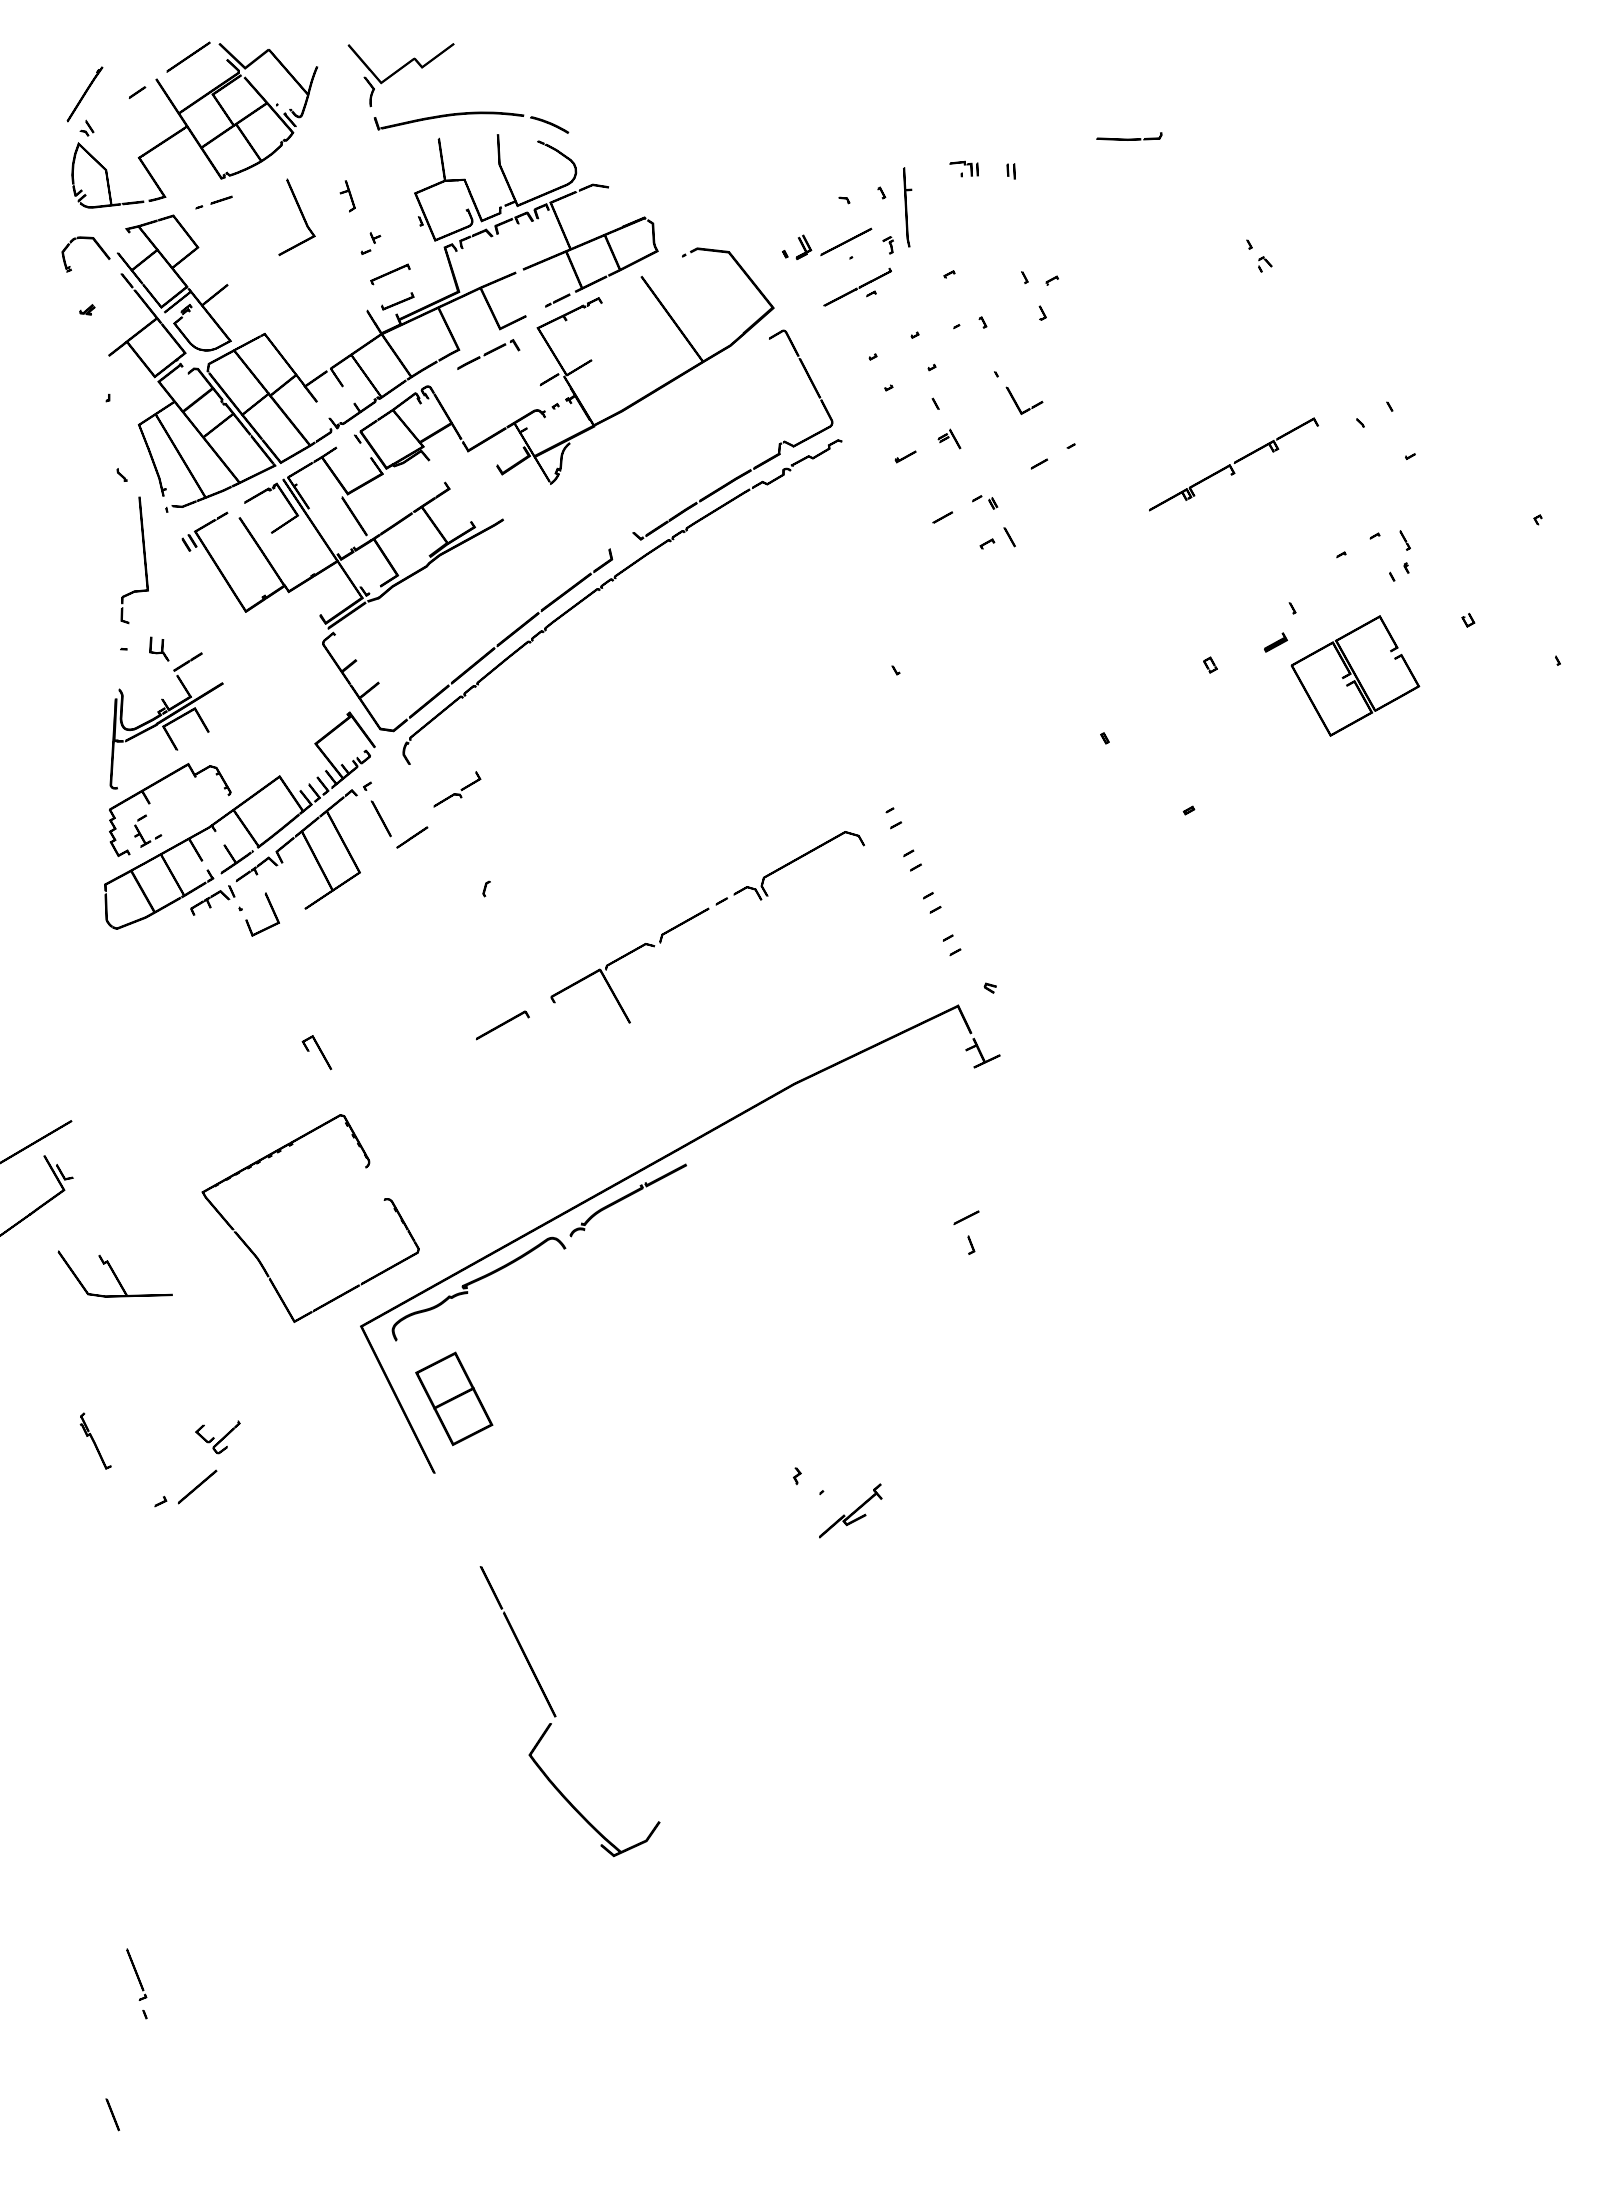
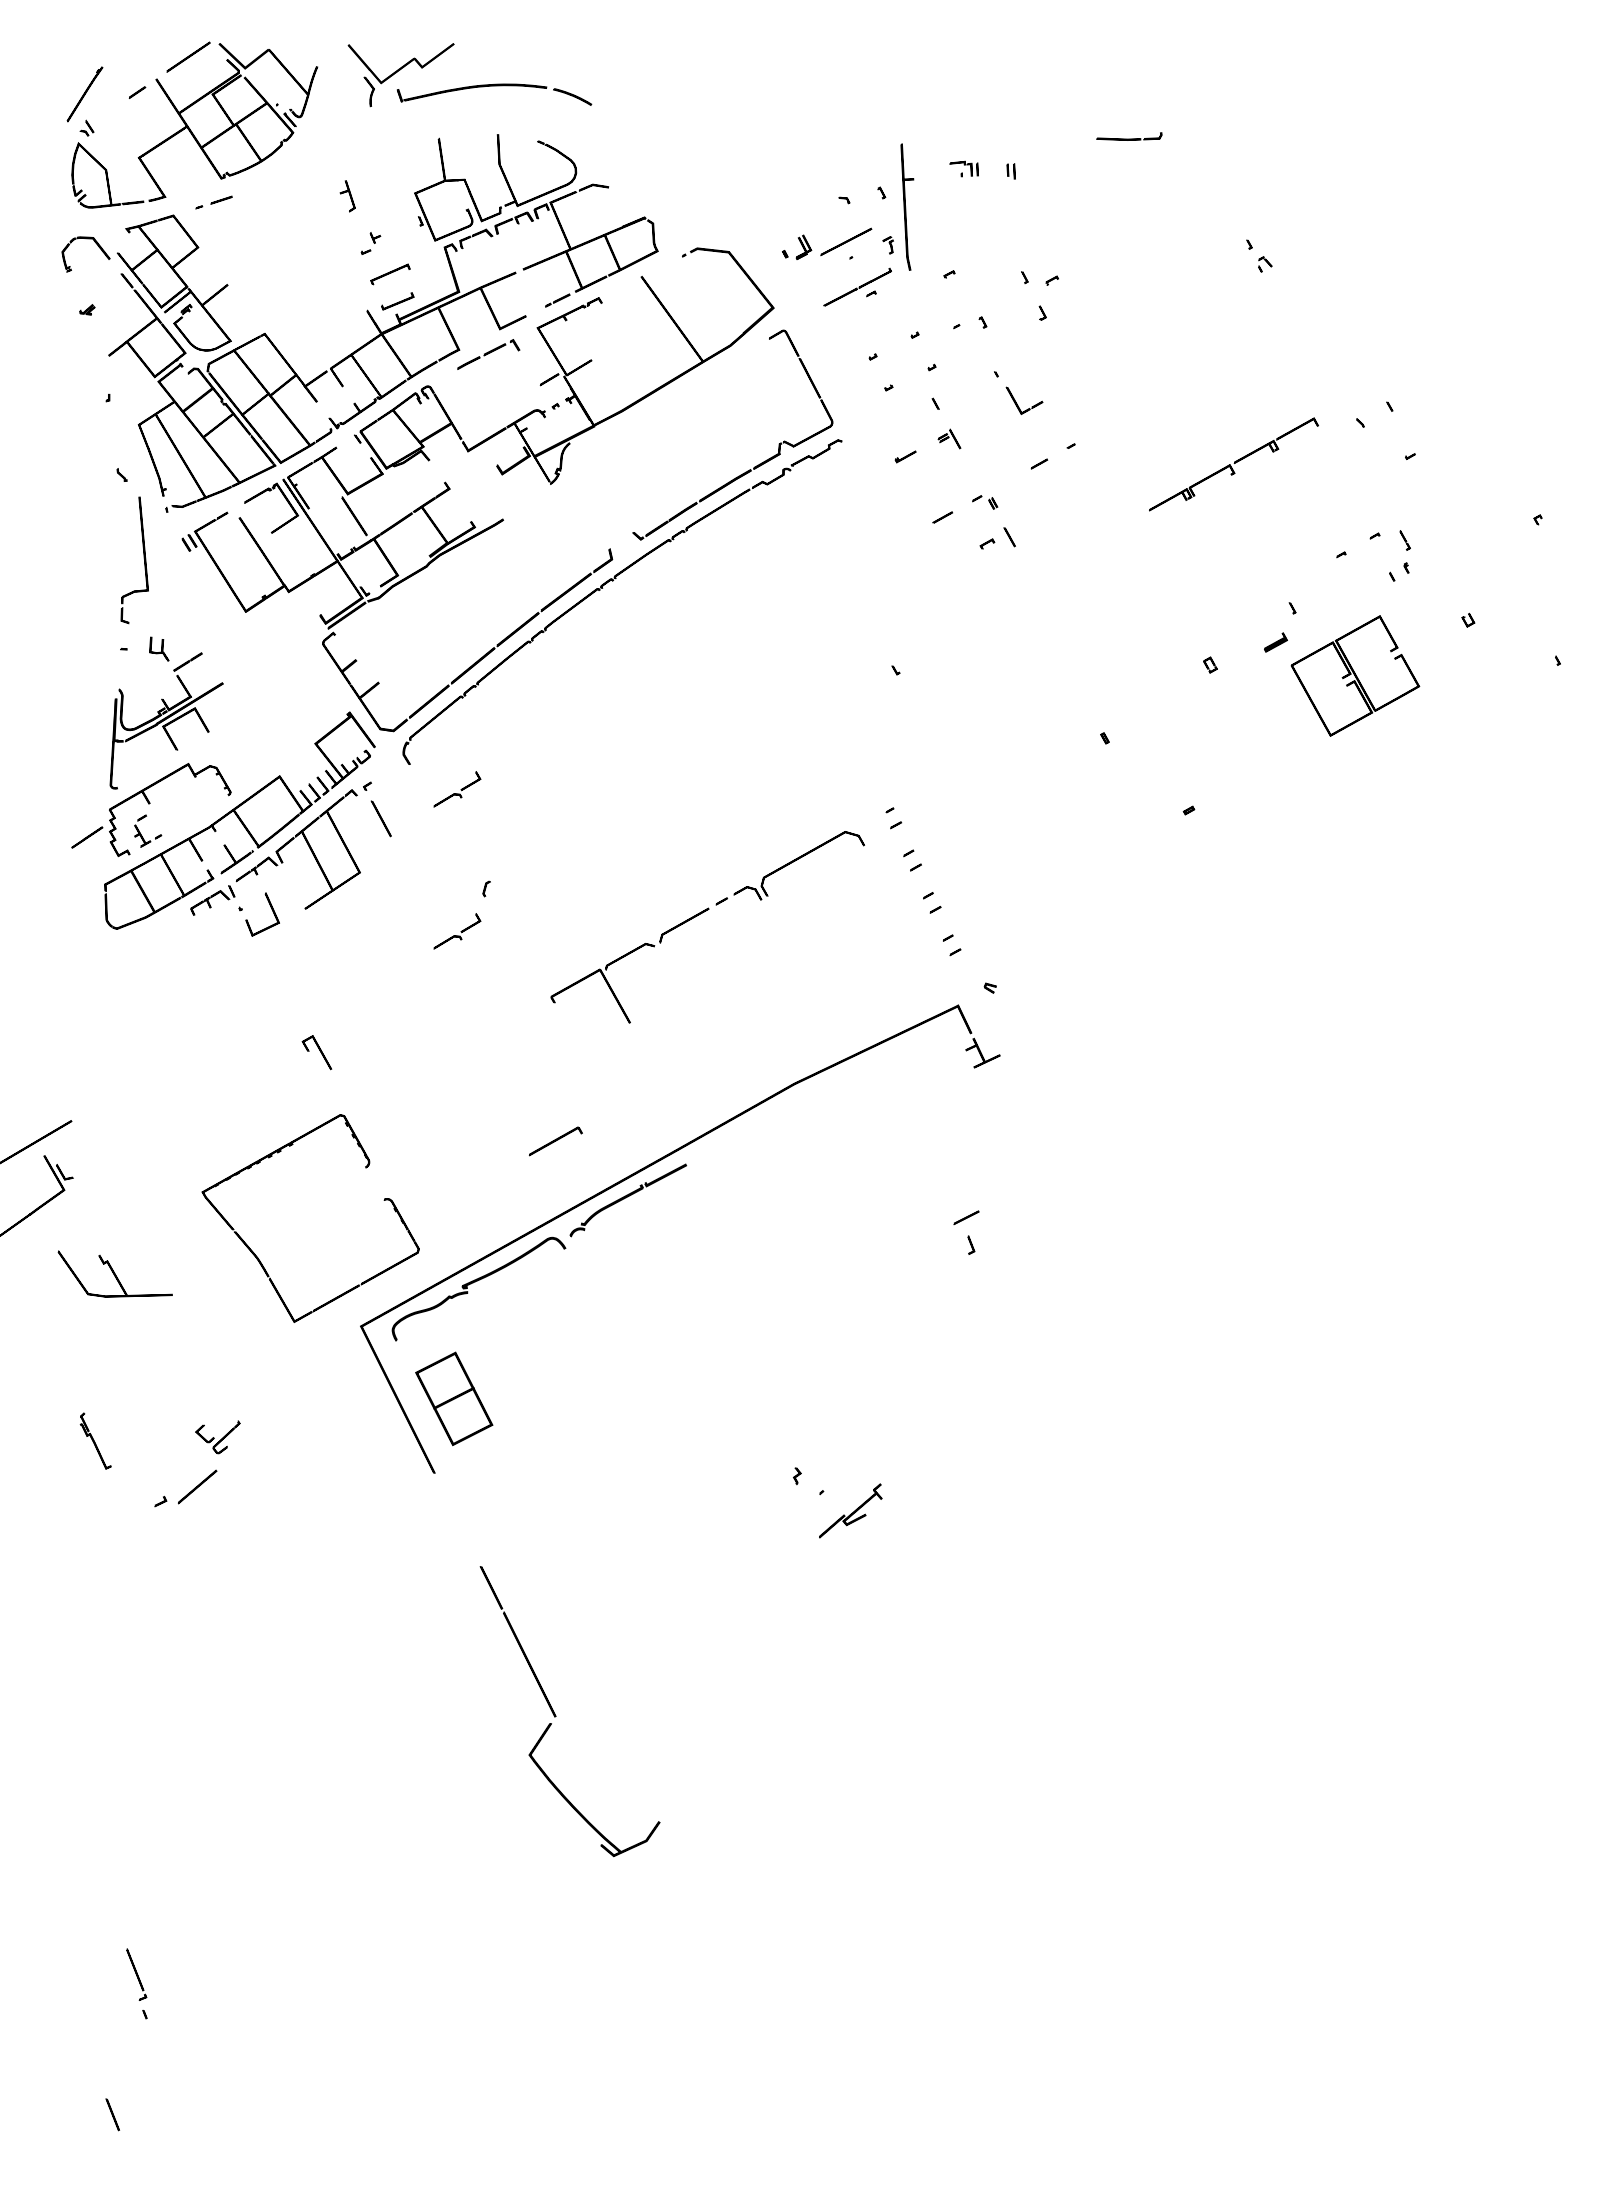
part position: (471, 114) -> (494, 86) (494, 86)
part size: 10x81 px -> 15x128 px (907, 206)
part: present -> none (296, 217)
line position: (412, 837) -> (87, 837) (87, 837)
part: none -> present (457, 931)
part position: (502, 1025) -> (555, 1141) (555, 1141)
